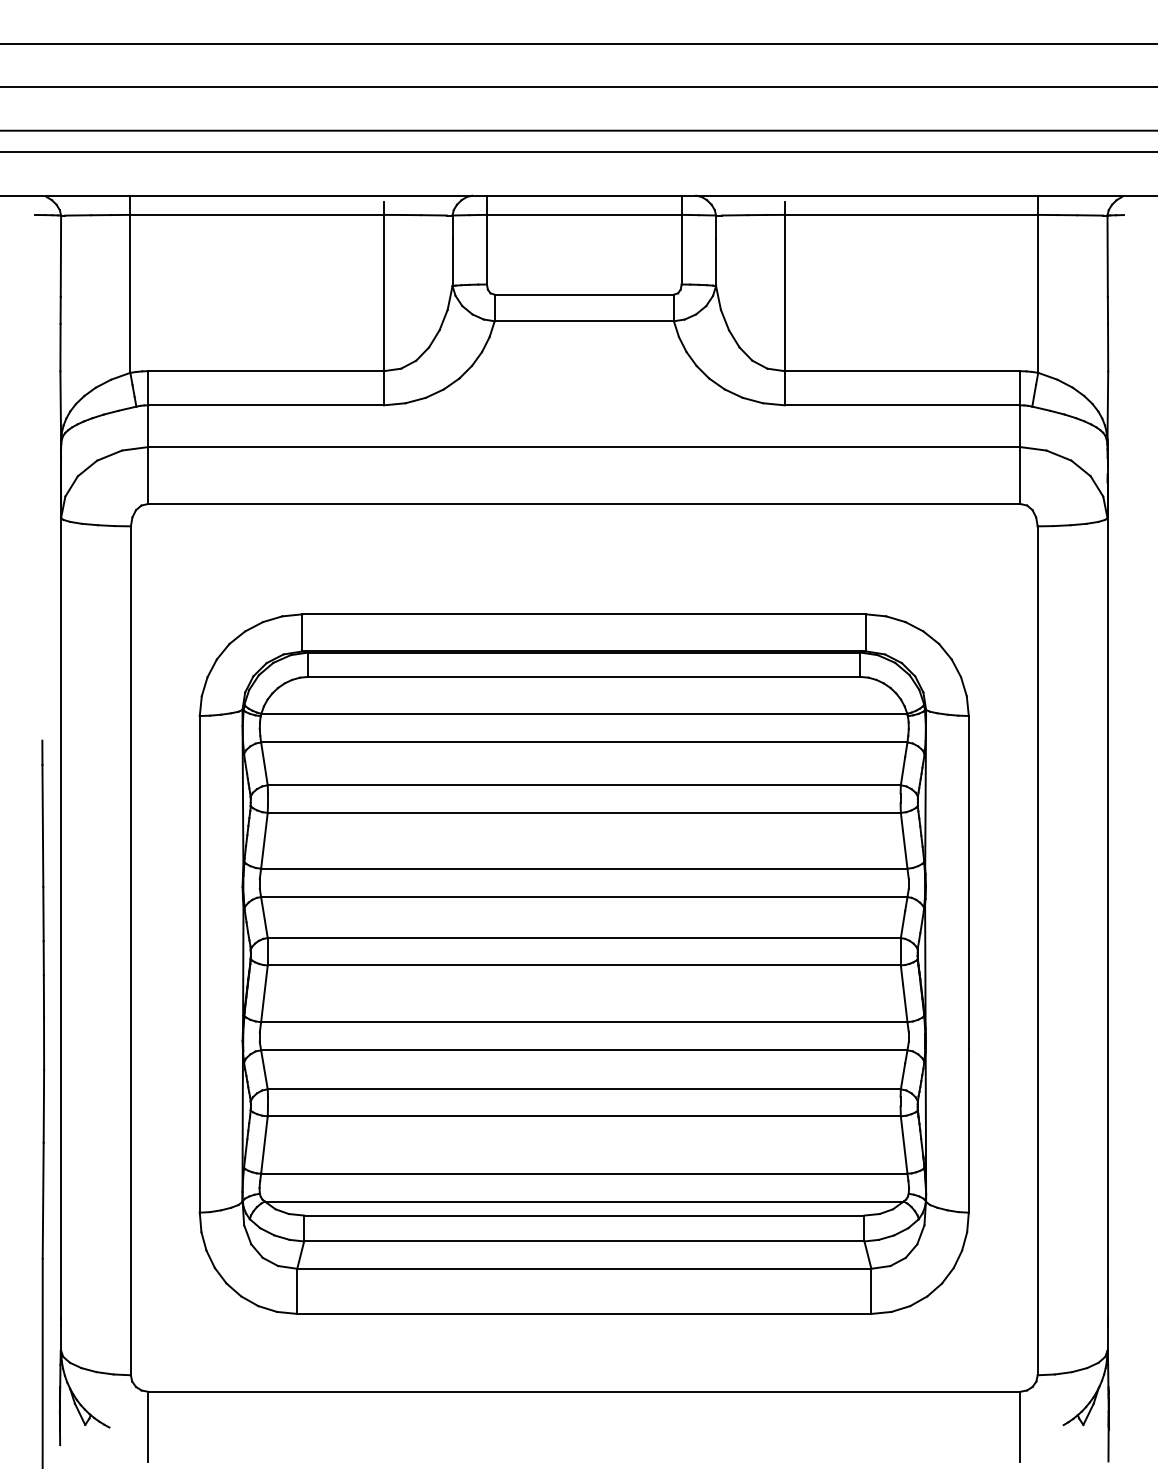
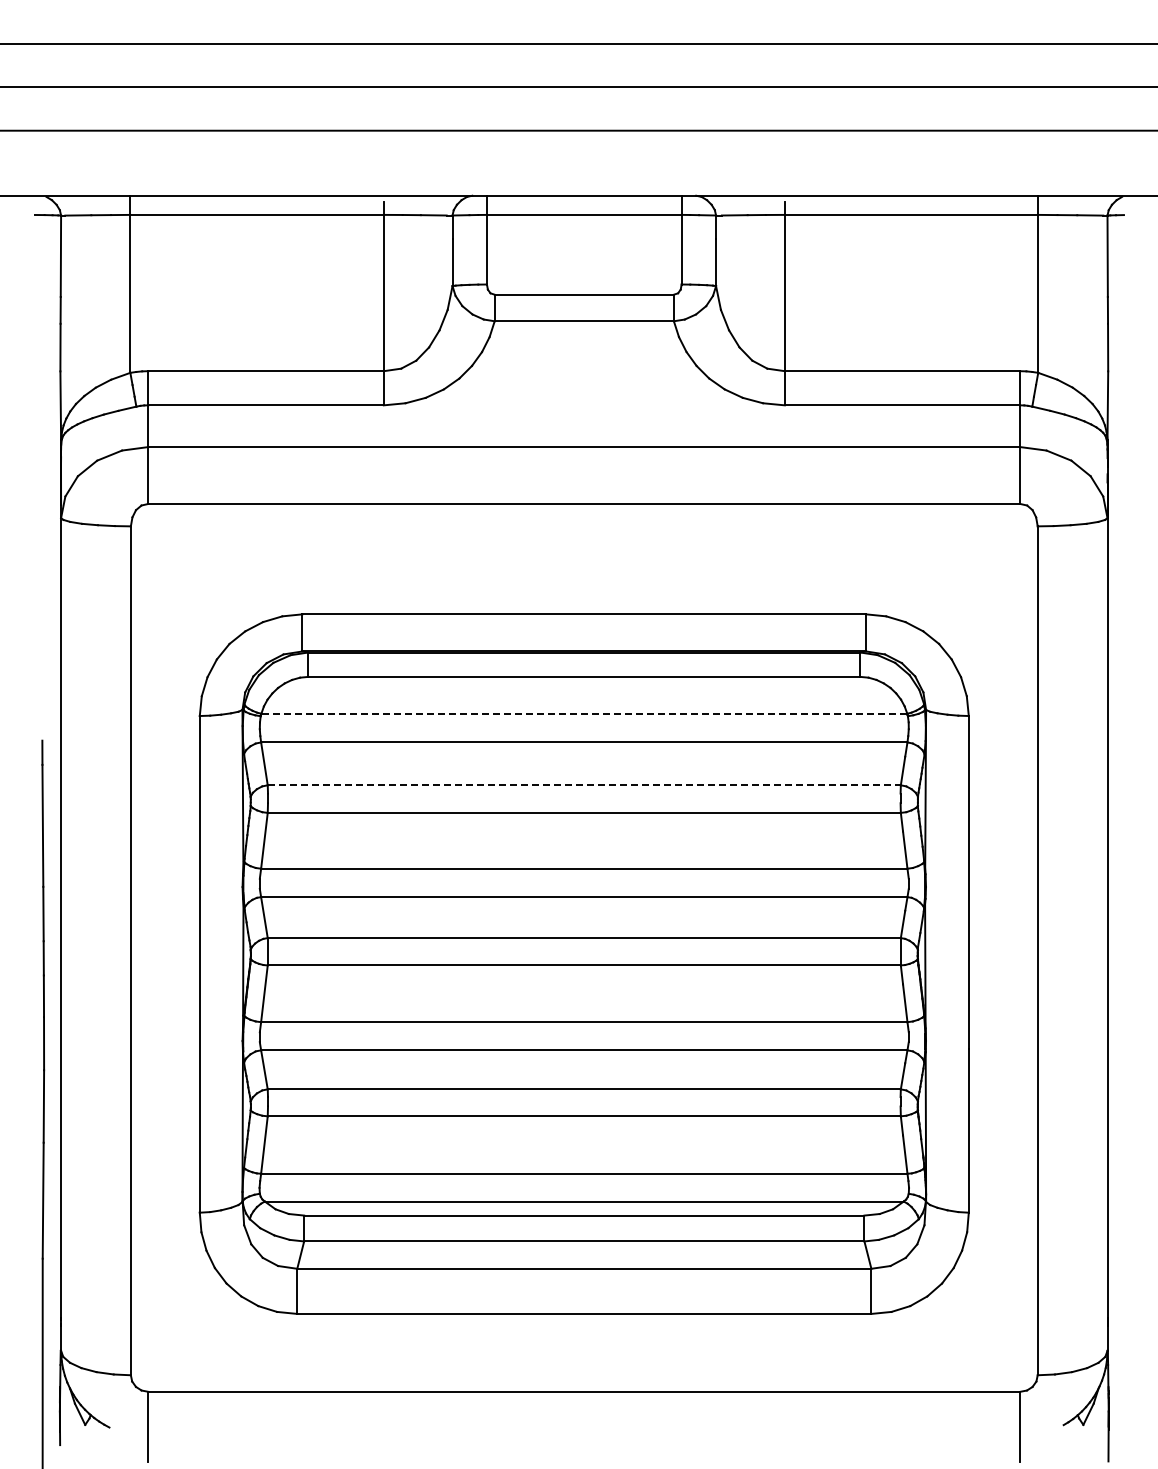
line: present -> none (578, 152)
line: solid -> dashed (584, 713)
line: solid -> dashed (584, 785)
